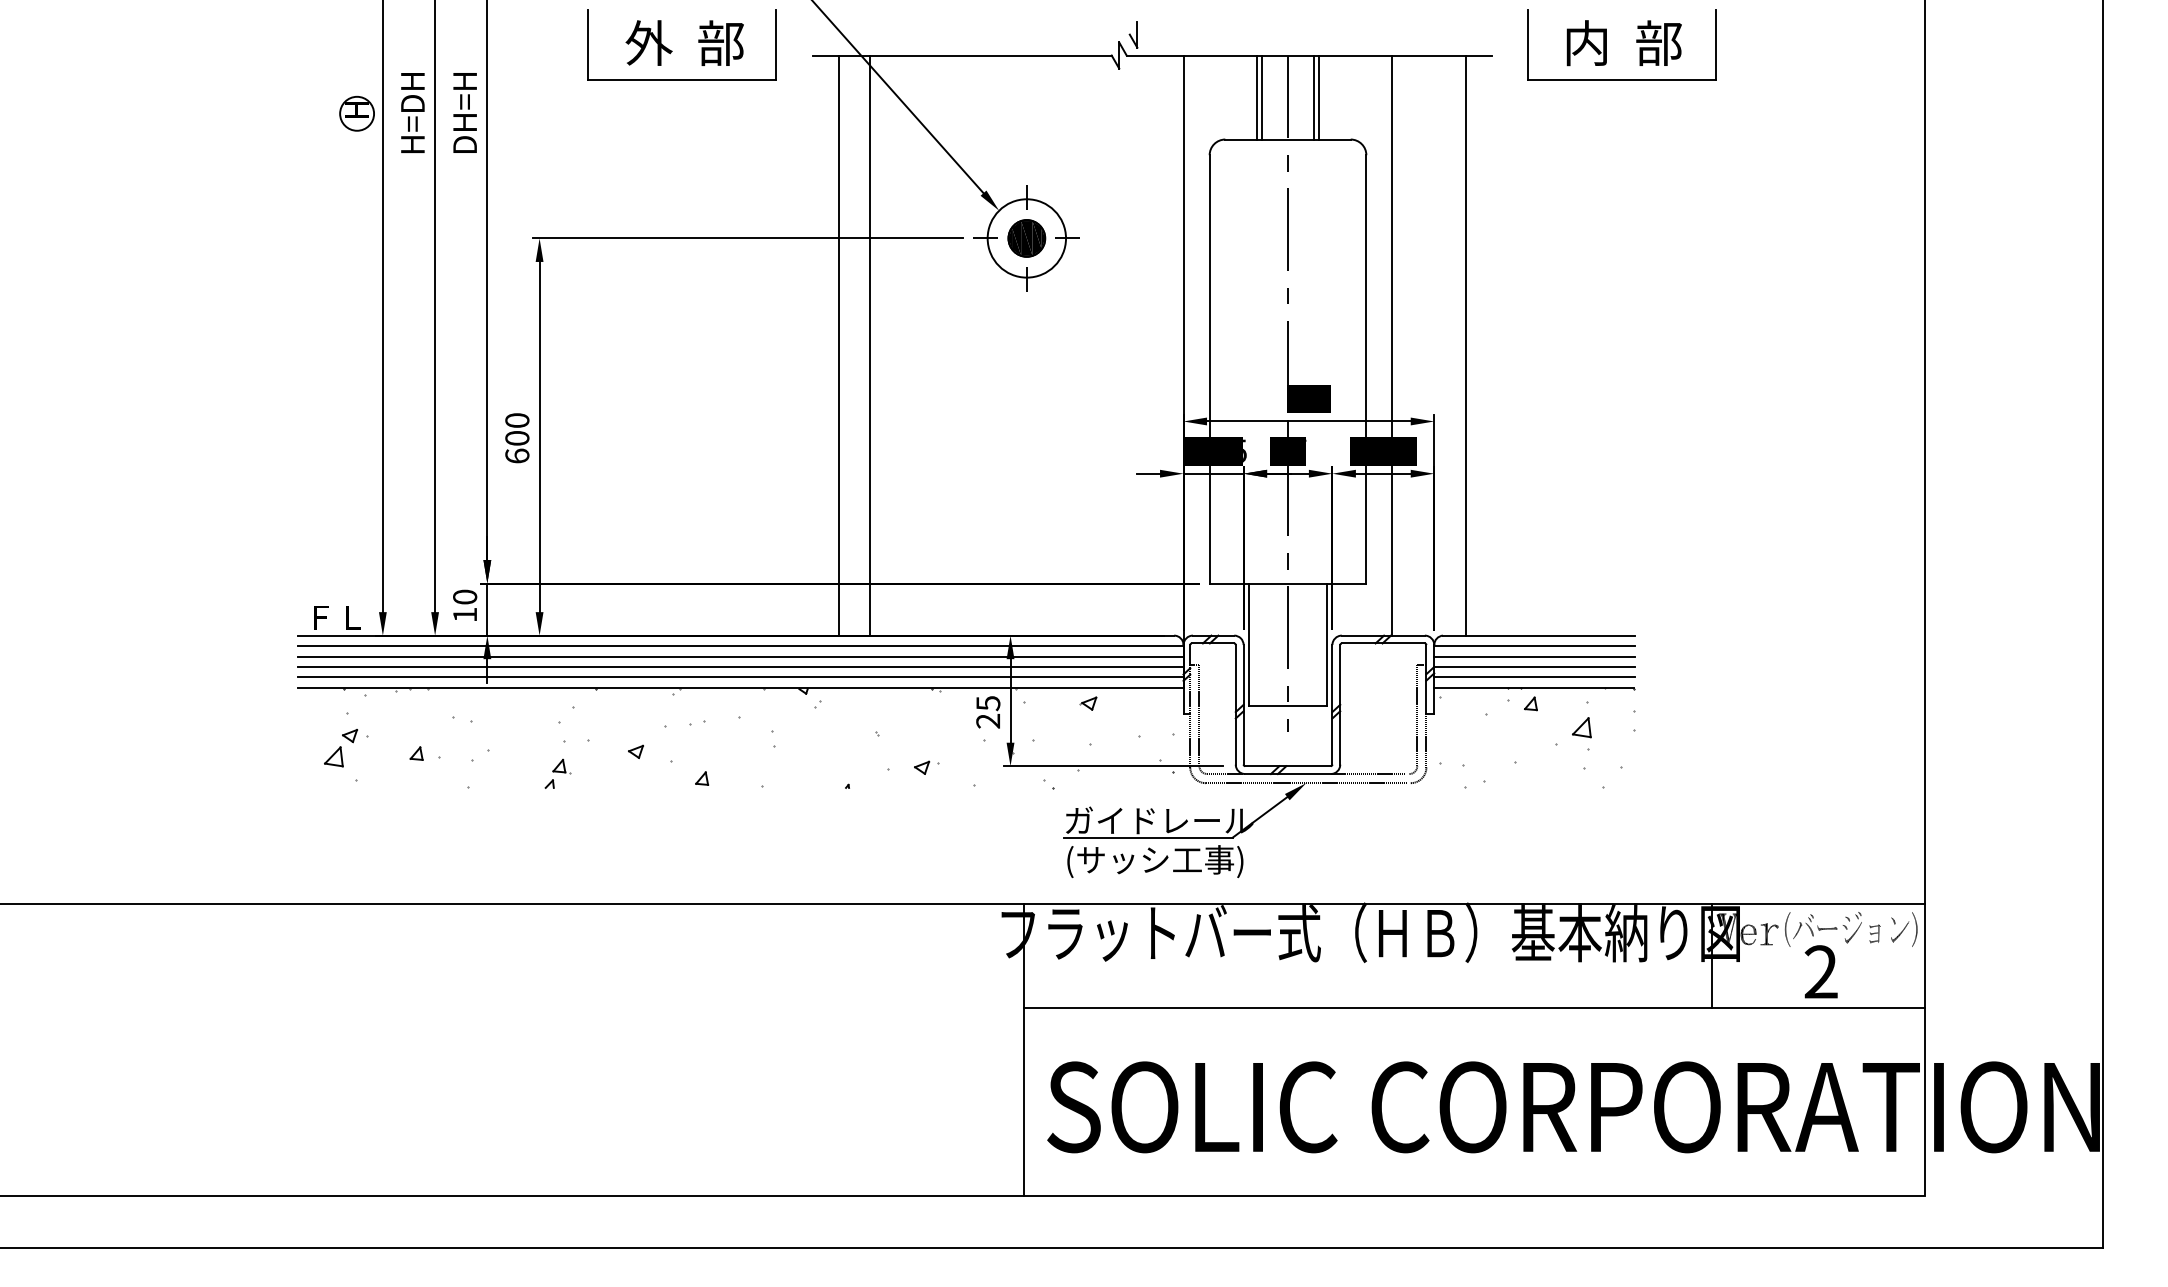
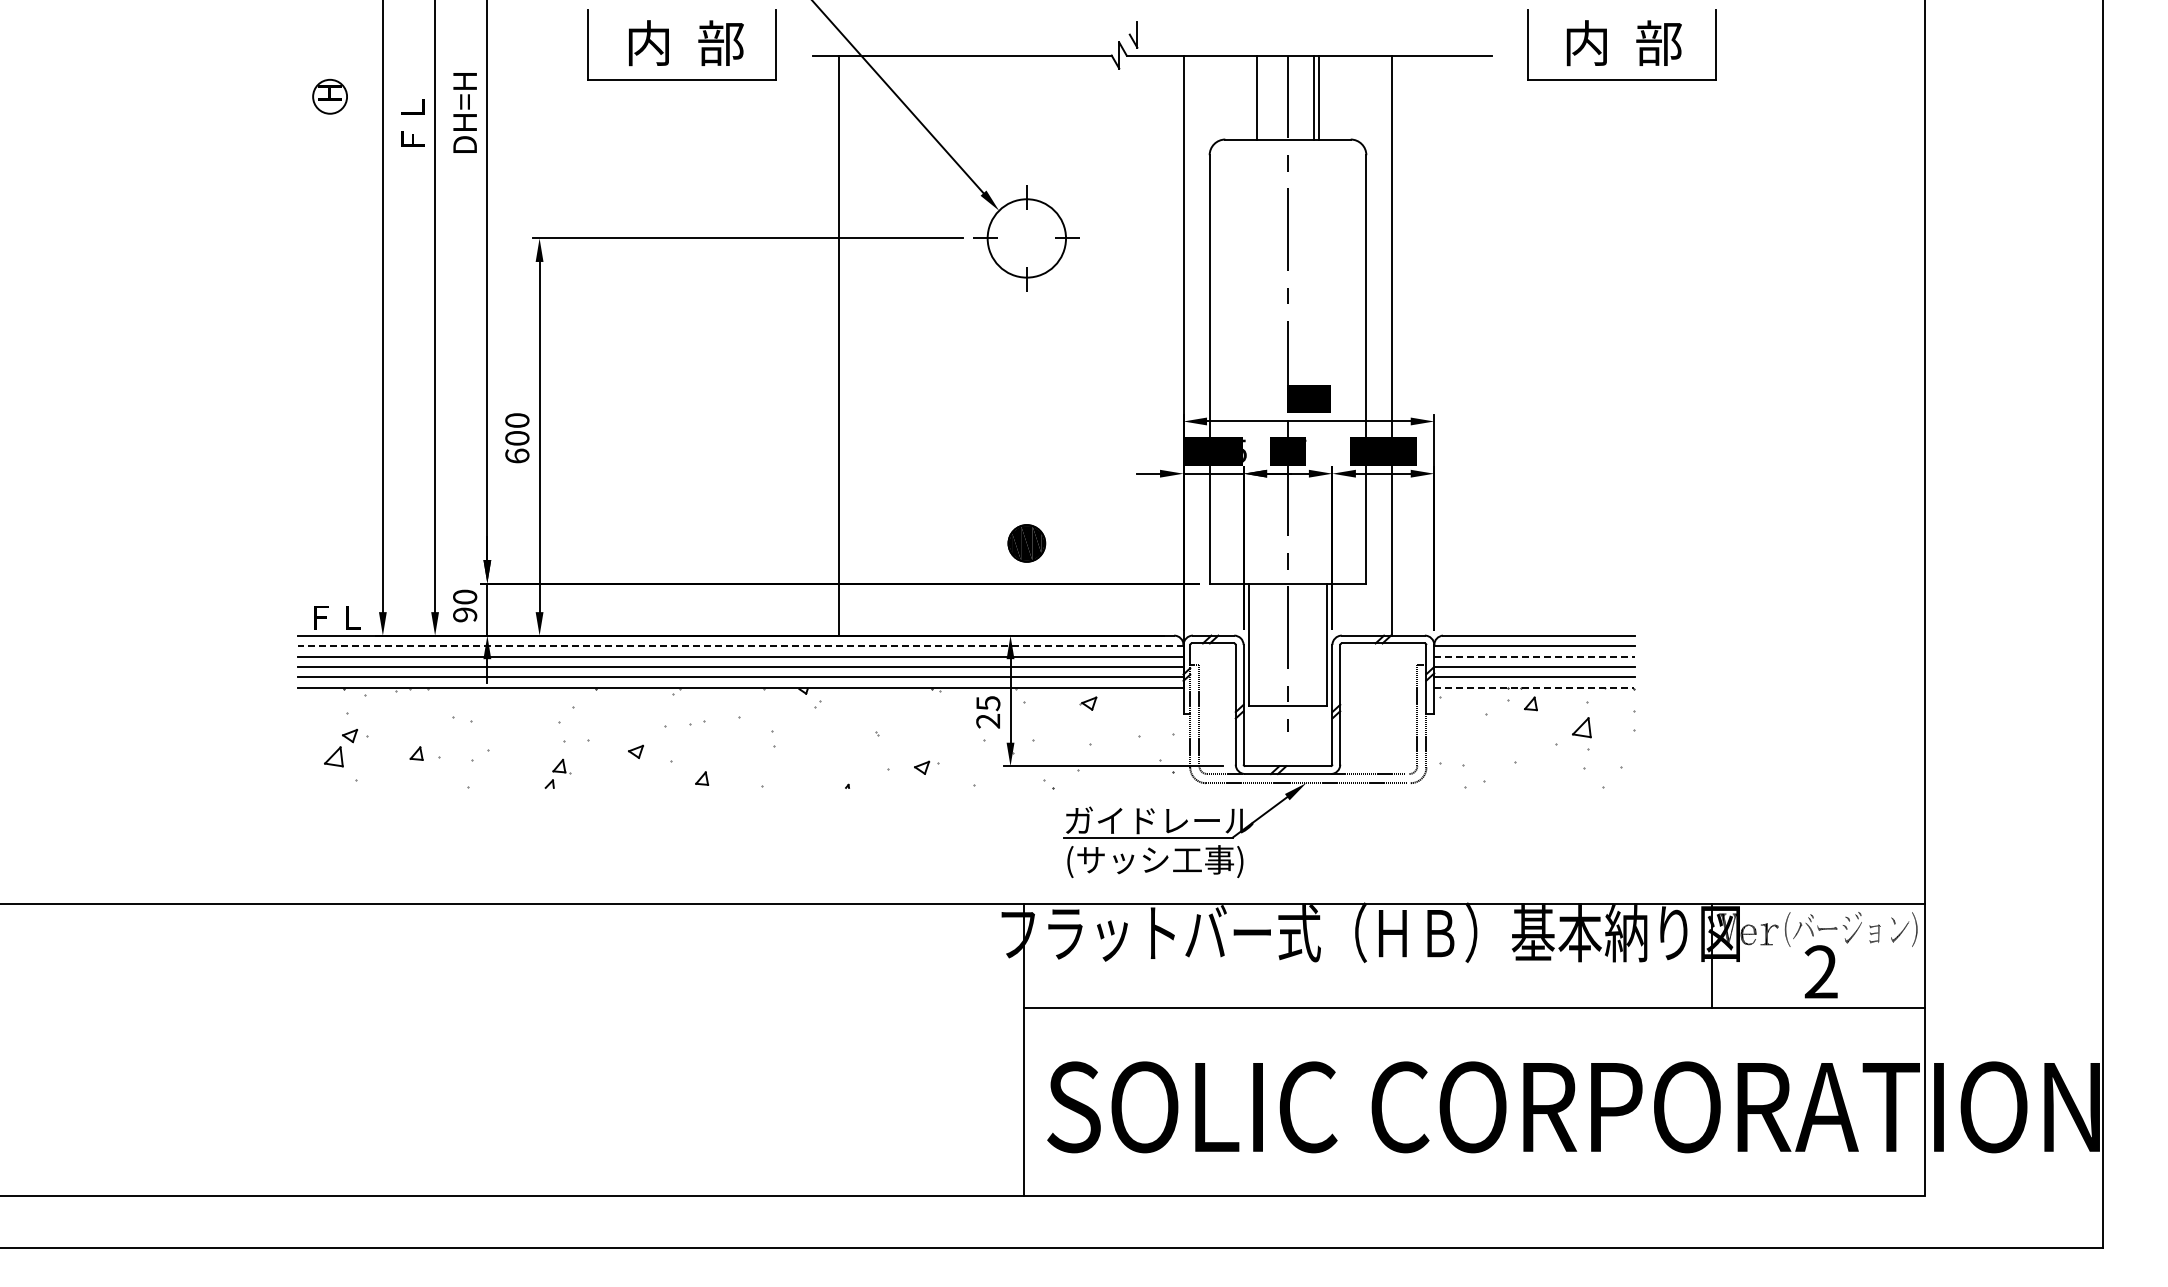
text: 外  部 -> 内  部 (648, 43)
line: present -> none (1261, 97)
part position: (356, 113) -> (329, 96) (329, 96)
text: H=DH -> ＦＬ (412, 113)
part position: (1026, 238) -> (1026, 543) (1026, 543)
line: present -> none (870, 345)
line: present -> none (1465, 345)
text: 10 -> 90 (465, 614)
line: solid -> dashed (740, 646)
line: solid -> dashed (1534, 656)
line: solid -> dashed (1534, 687)
